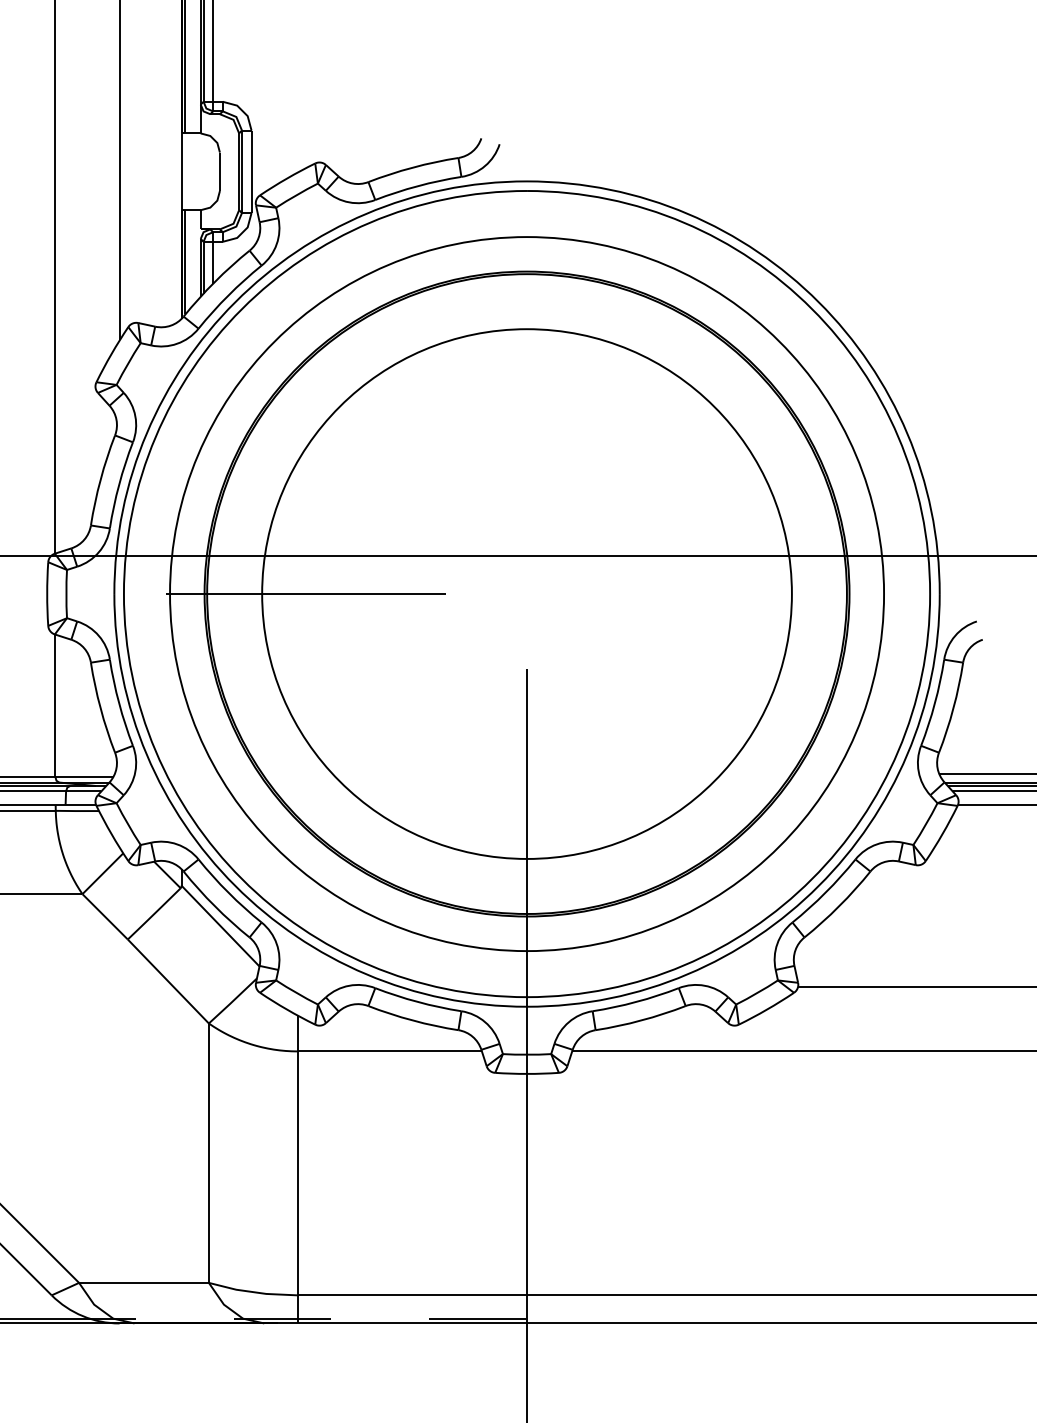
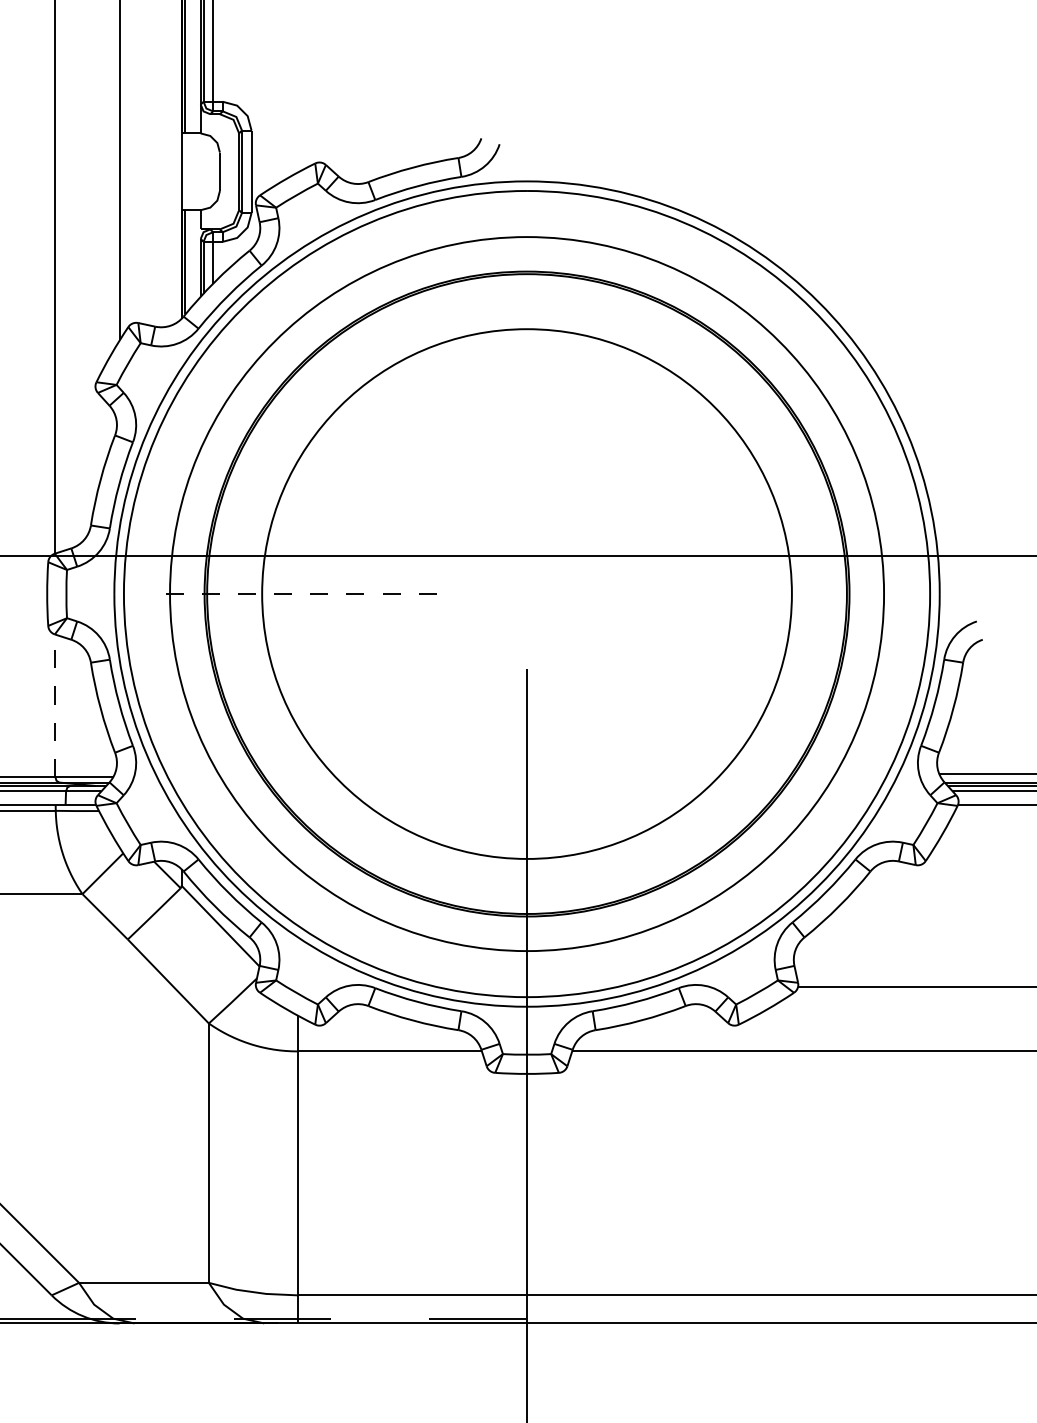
line: solid -> dashed (306, 594)
line: solid -> dashed (55, 705)
